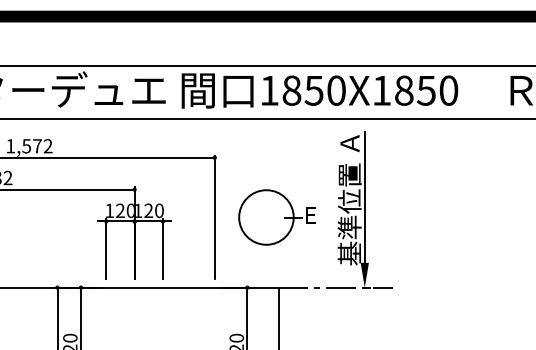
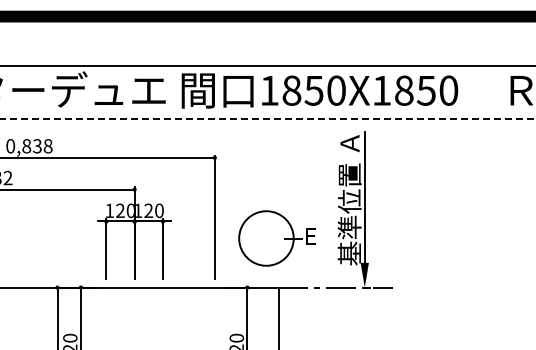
line: solid -> dashed (268, 119)
text: 1,572 -> 0,838 (29, 146)
part position: (276, 217) -> (276, 238) (276, 238)
